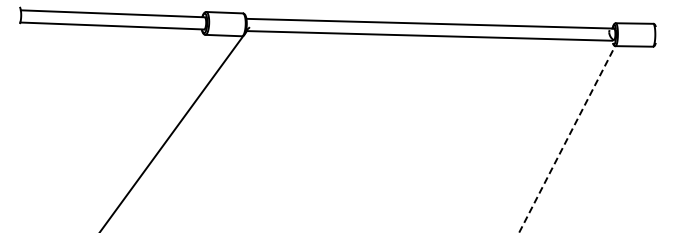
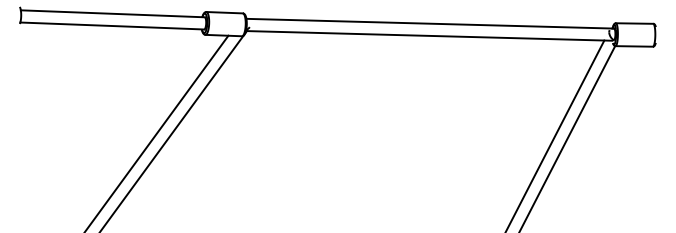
line: none -> present (157, 132)
line: none -> present (555, 134)
line: dashed -> solid (567, 139)
